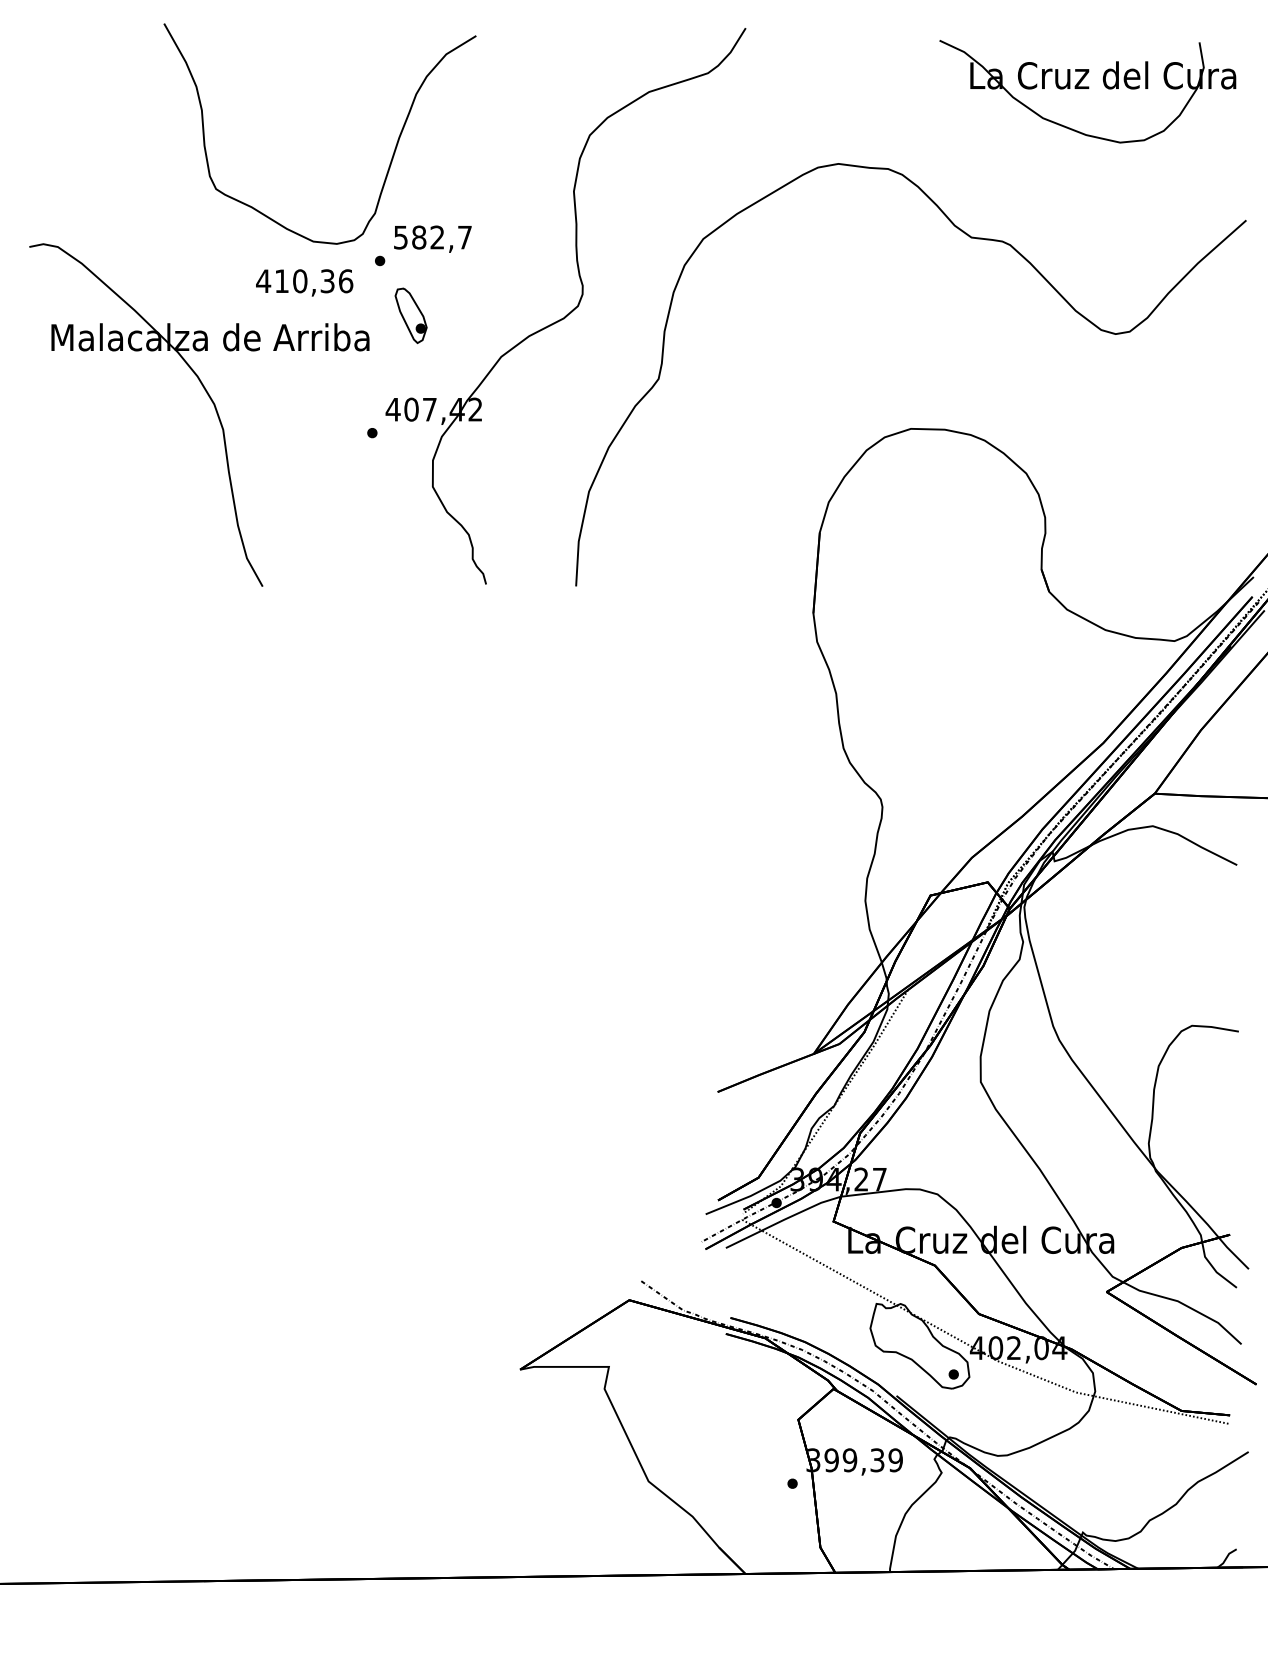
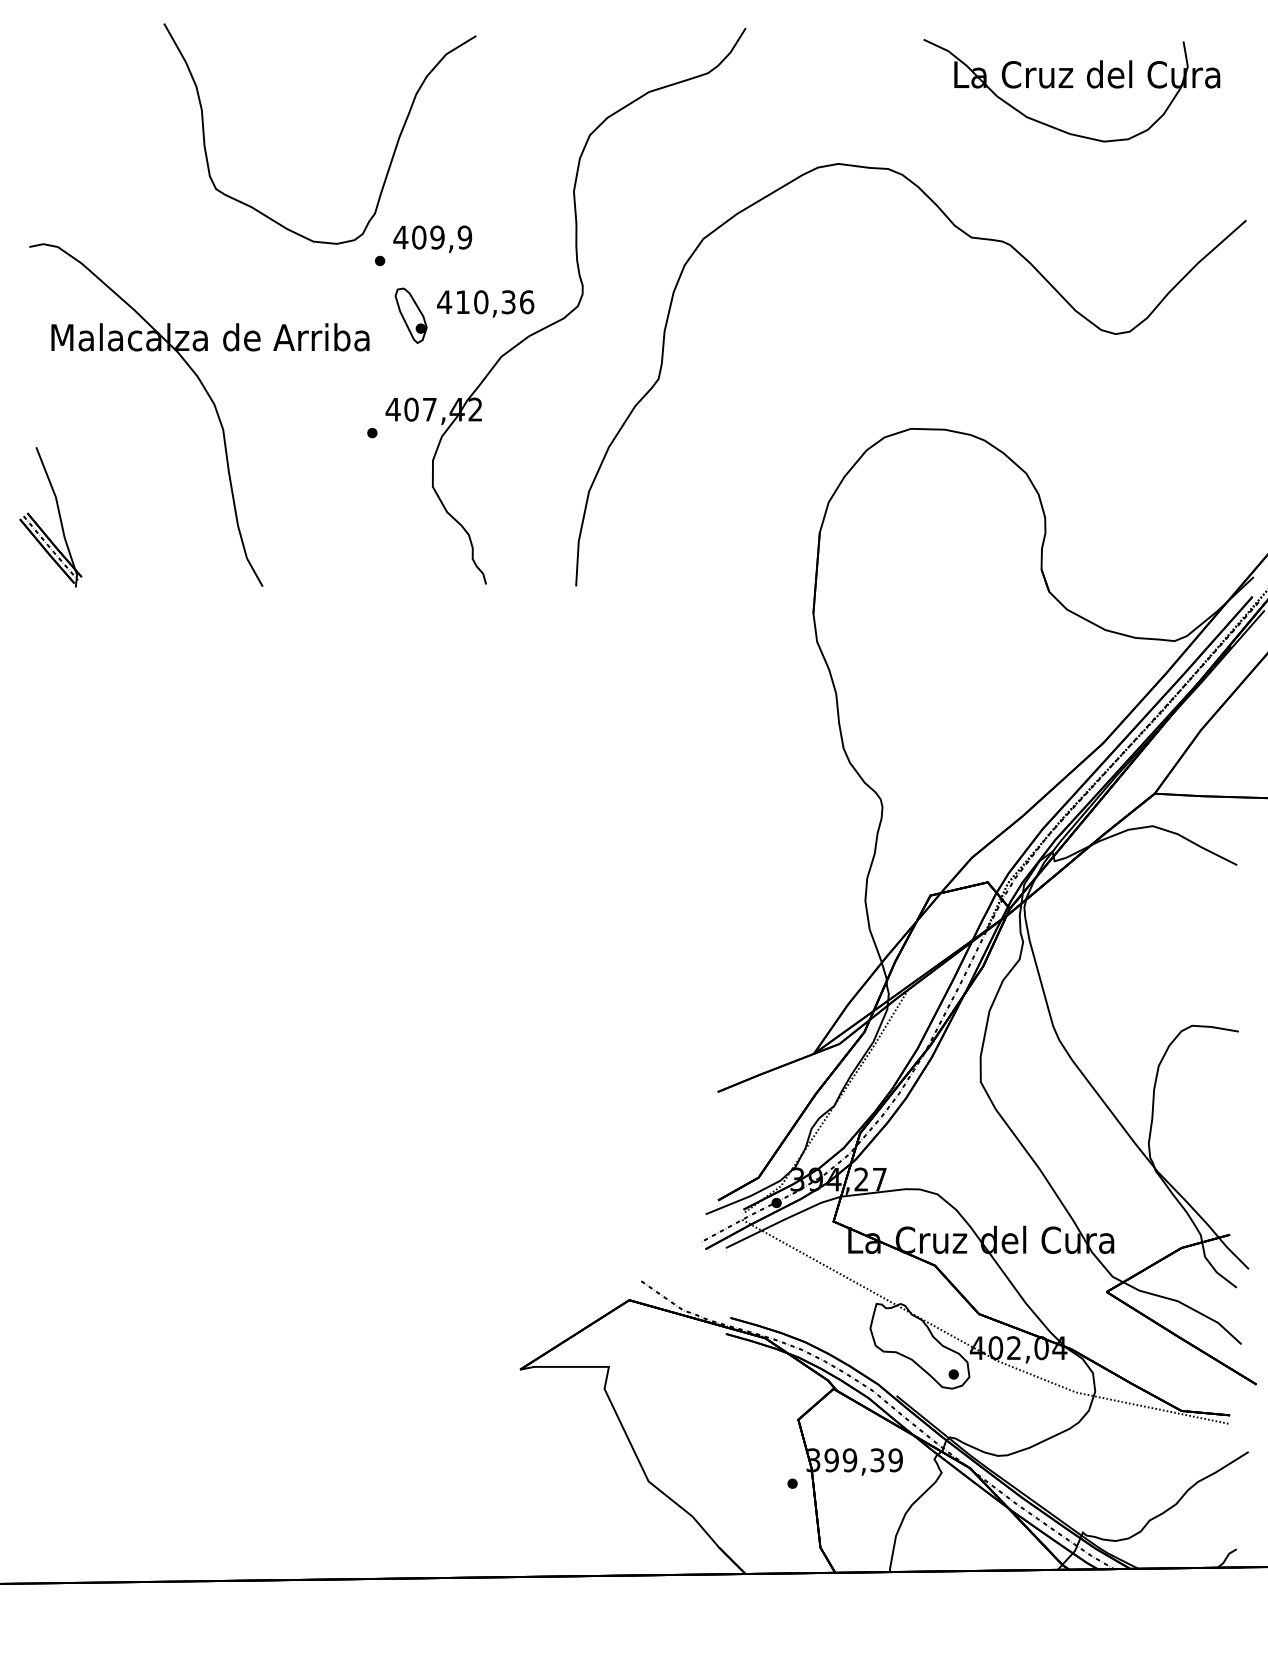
part position: (1087, 91) -> (1071, 90) (1071, 90)
text: 582,7 -> 409,9 (432, 237)
text position: (304, 282) -> (485, 303) (485, 303)
part: none -> present (58, 514)
